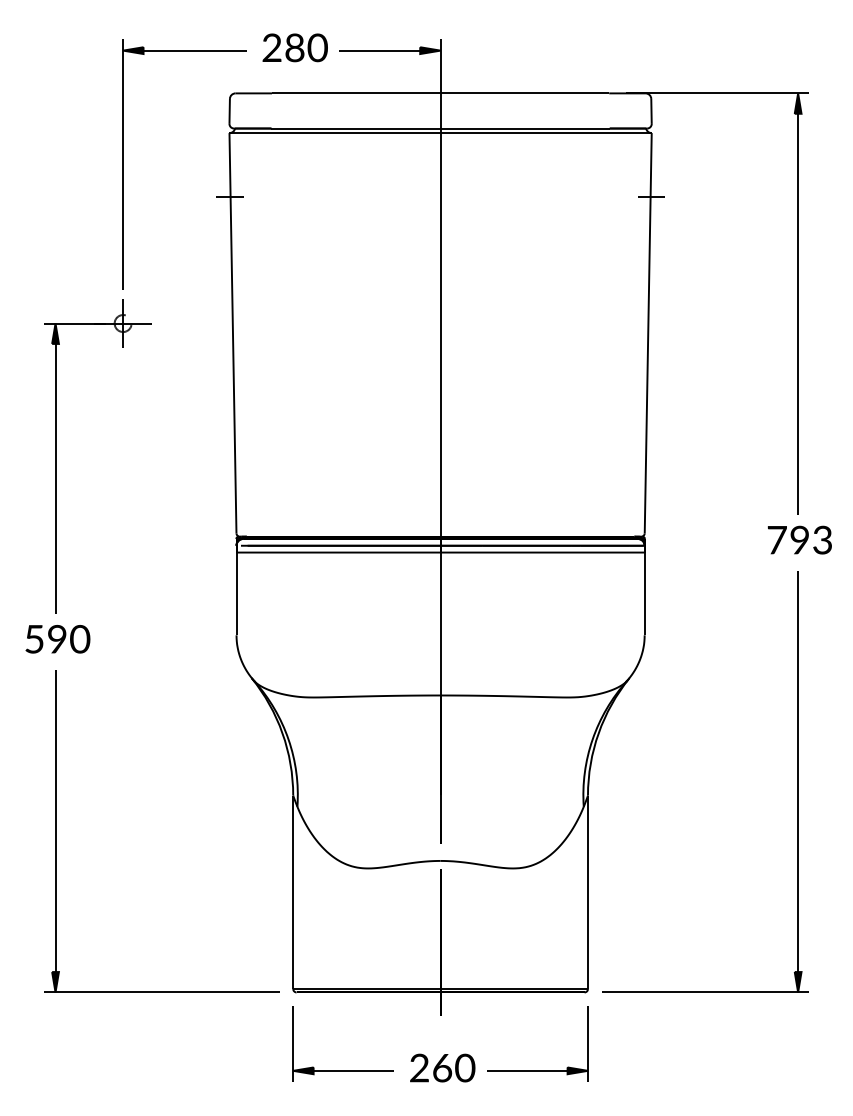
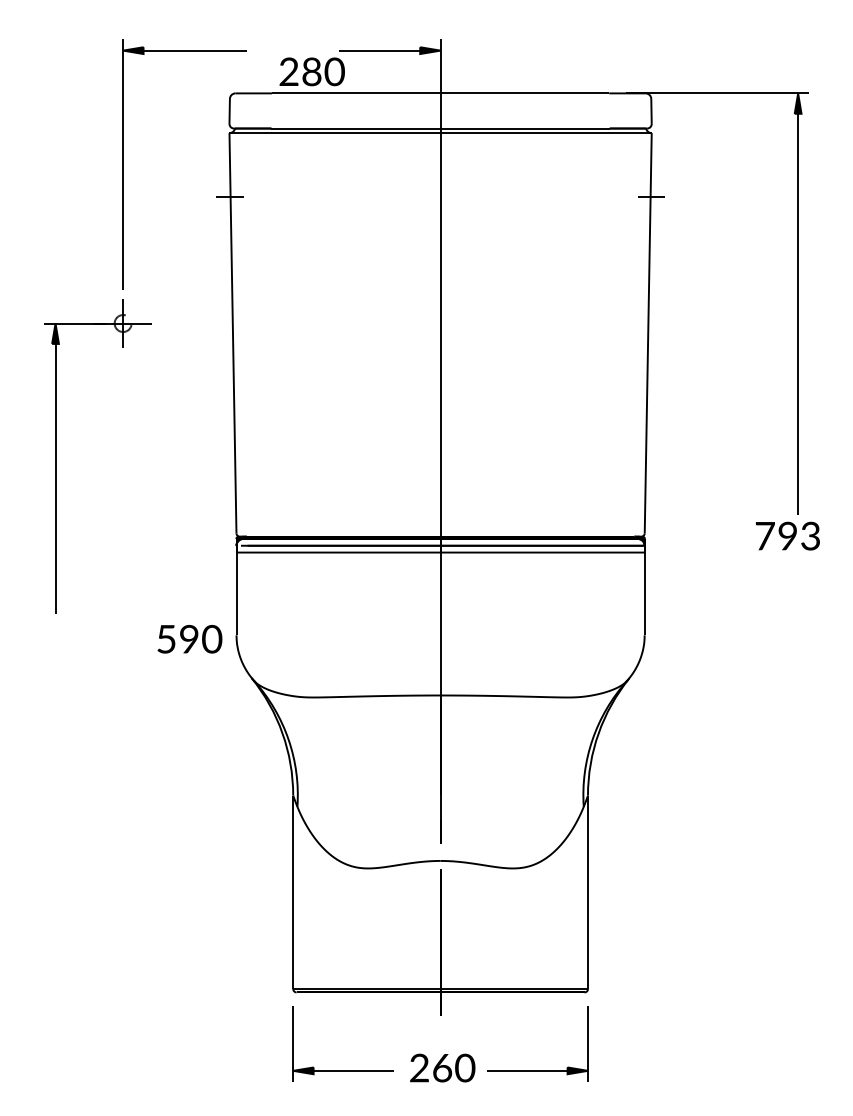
text position: (294, 47) -> (311, 71) (311, 71)
text position: (799, 539) -> (787, 535) (787, 535)
text position: (57, 639) -> (189, 639) (189, 639)
part: present -> none (797, 781)
part: present -> none (56, 831)
